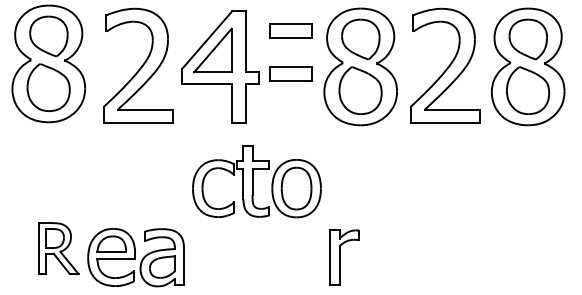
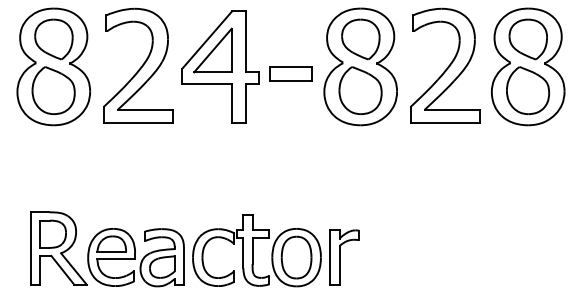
part: present -> none (290, 30)
part position: (48, 63) -> (53, 66) (53, 66)
part position: (256, 181) -> (256, 250) (256, 250)
part size: 42x53 px -> 58x75 px (58, 248)
